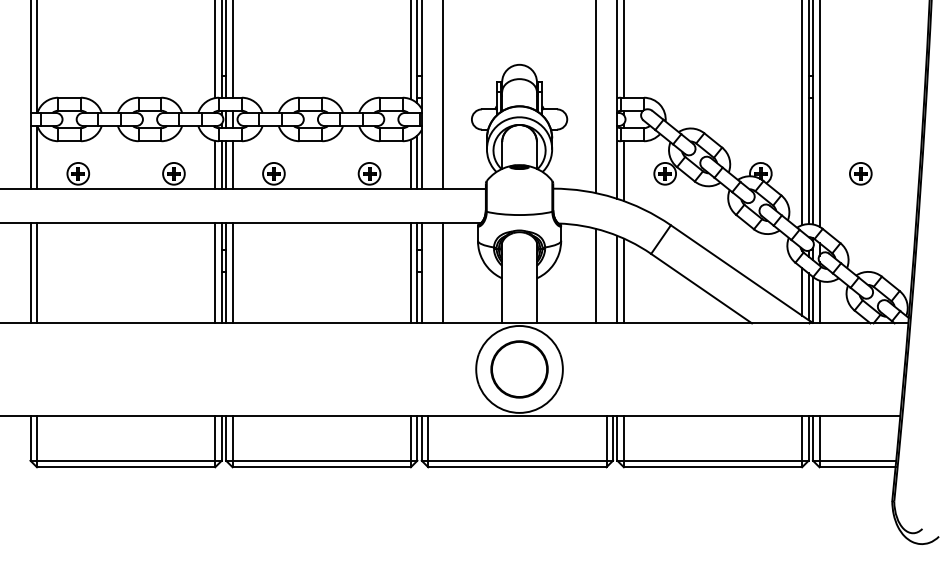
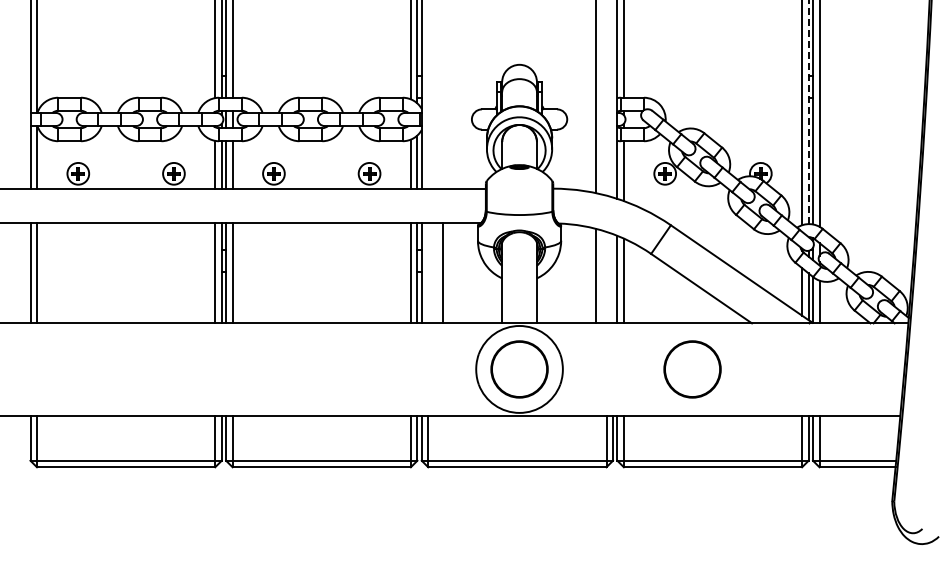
line: present -> none (443, 95)
line: solid -> dashed (808, 112)
part: present -> none (860, 173)
circle: none -> present (692, 369)
